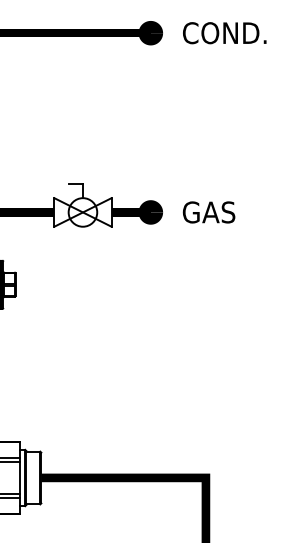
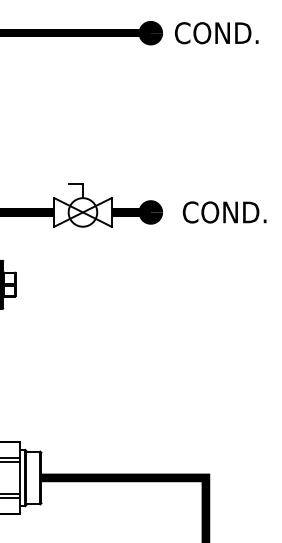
text position: (224, 33) -> (216, 33) (216, 33)
text: GAS -> COND. (229, 212)
